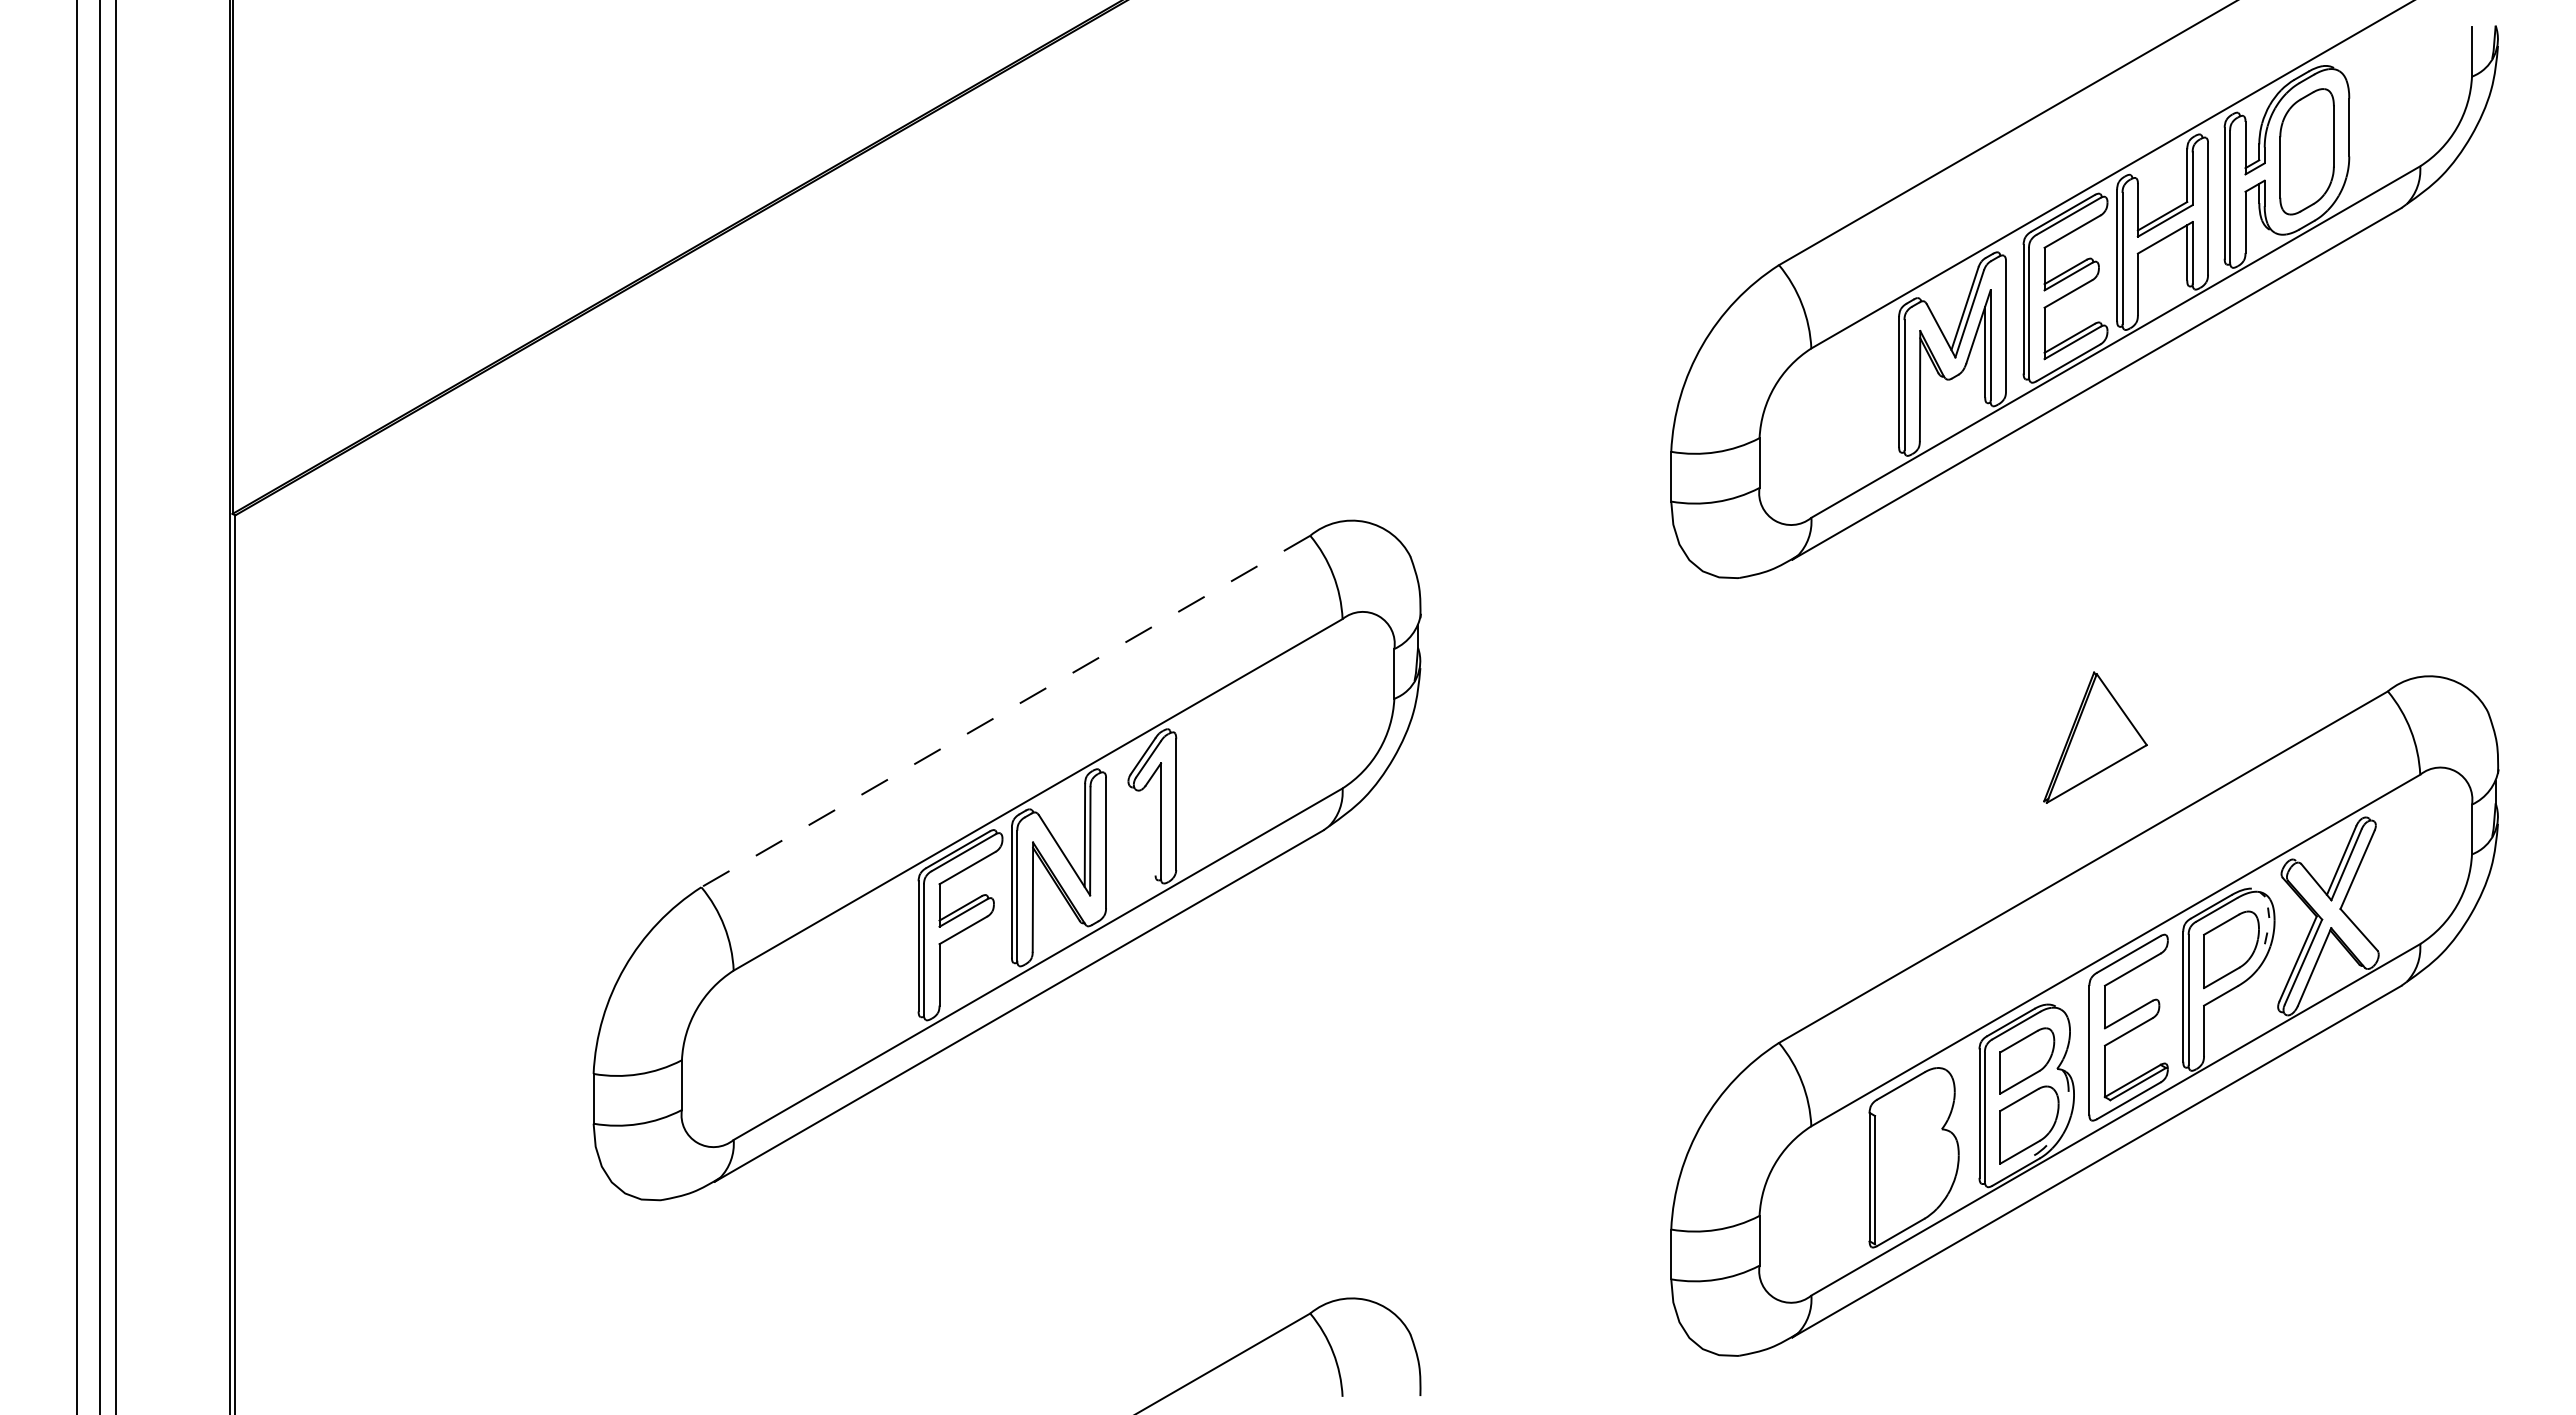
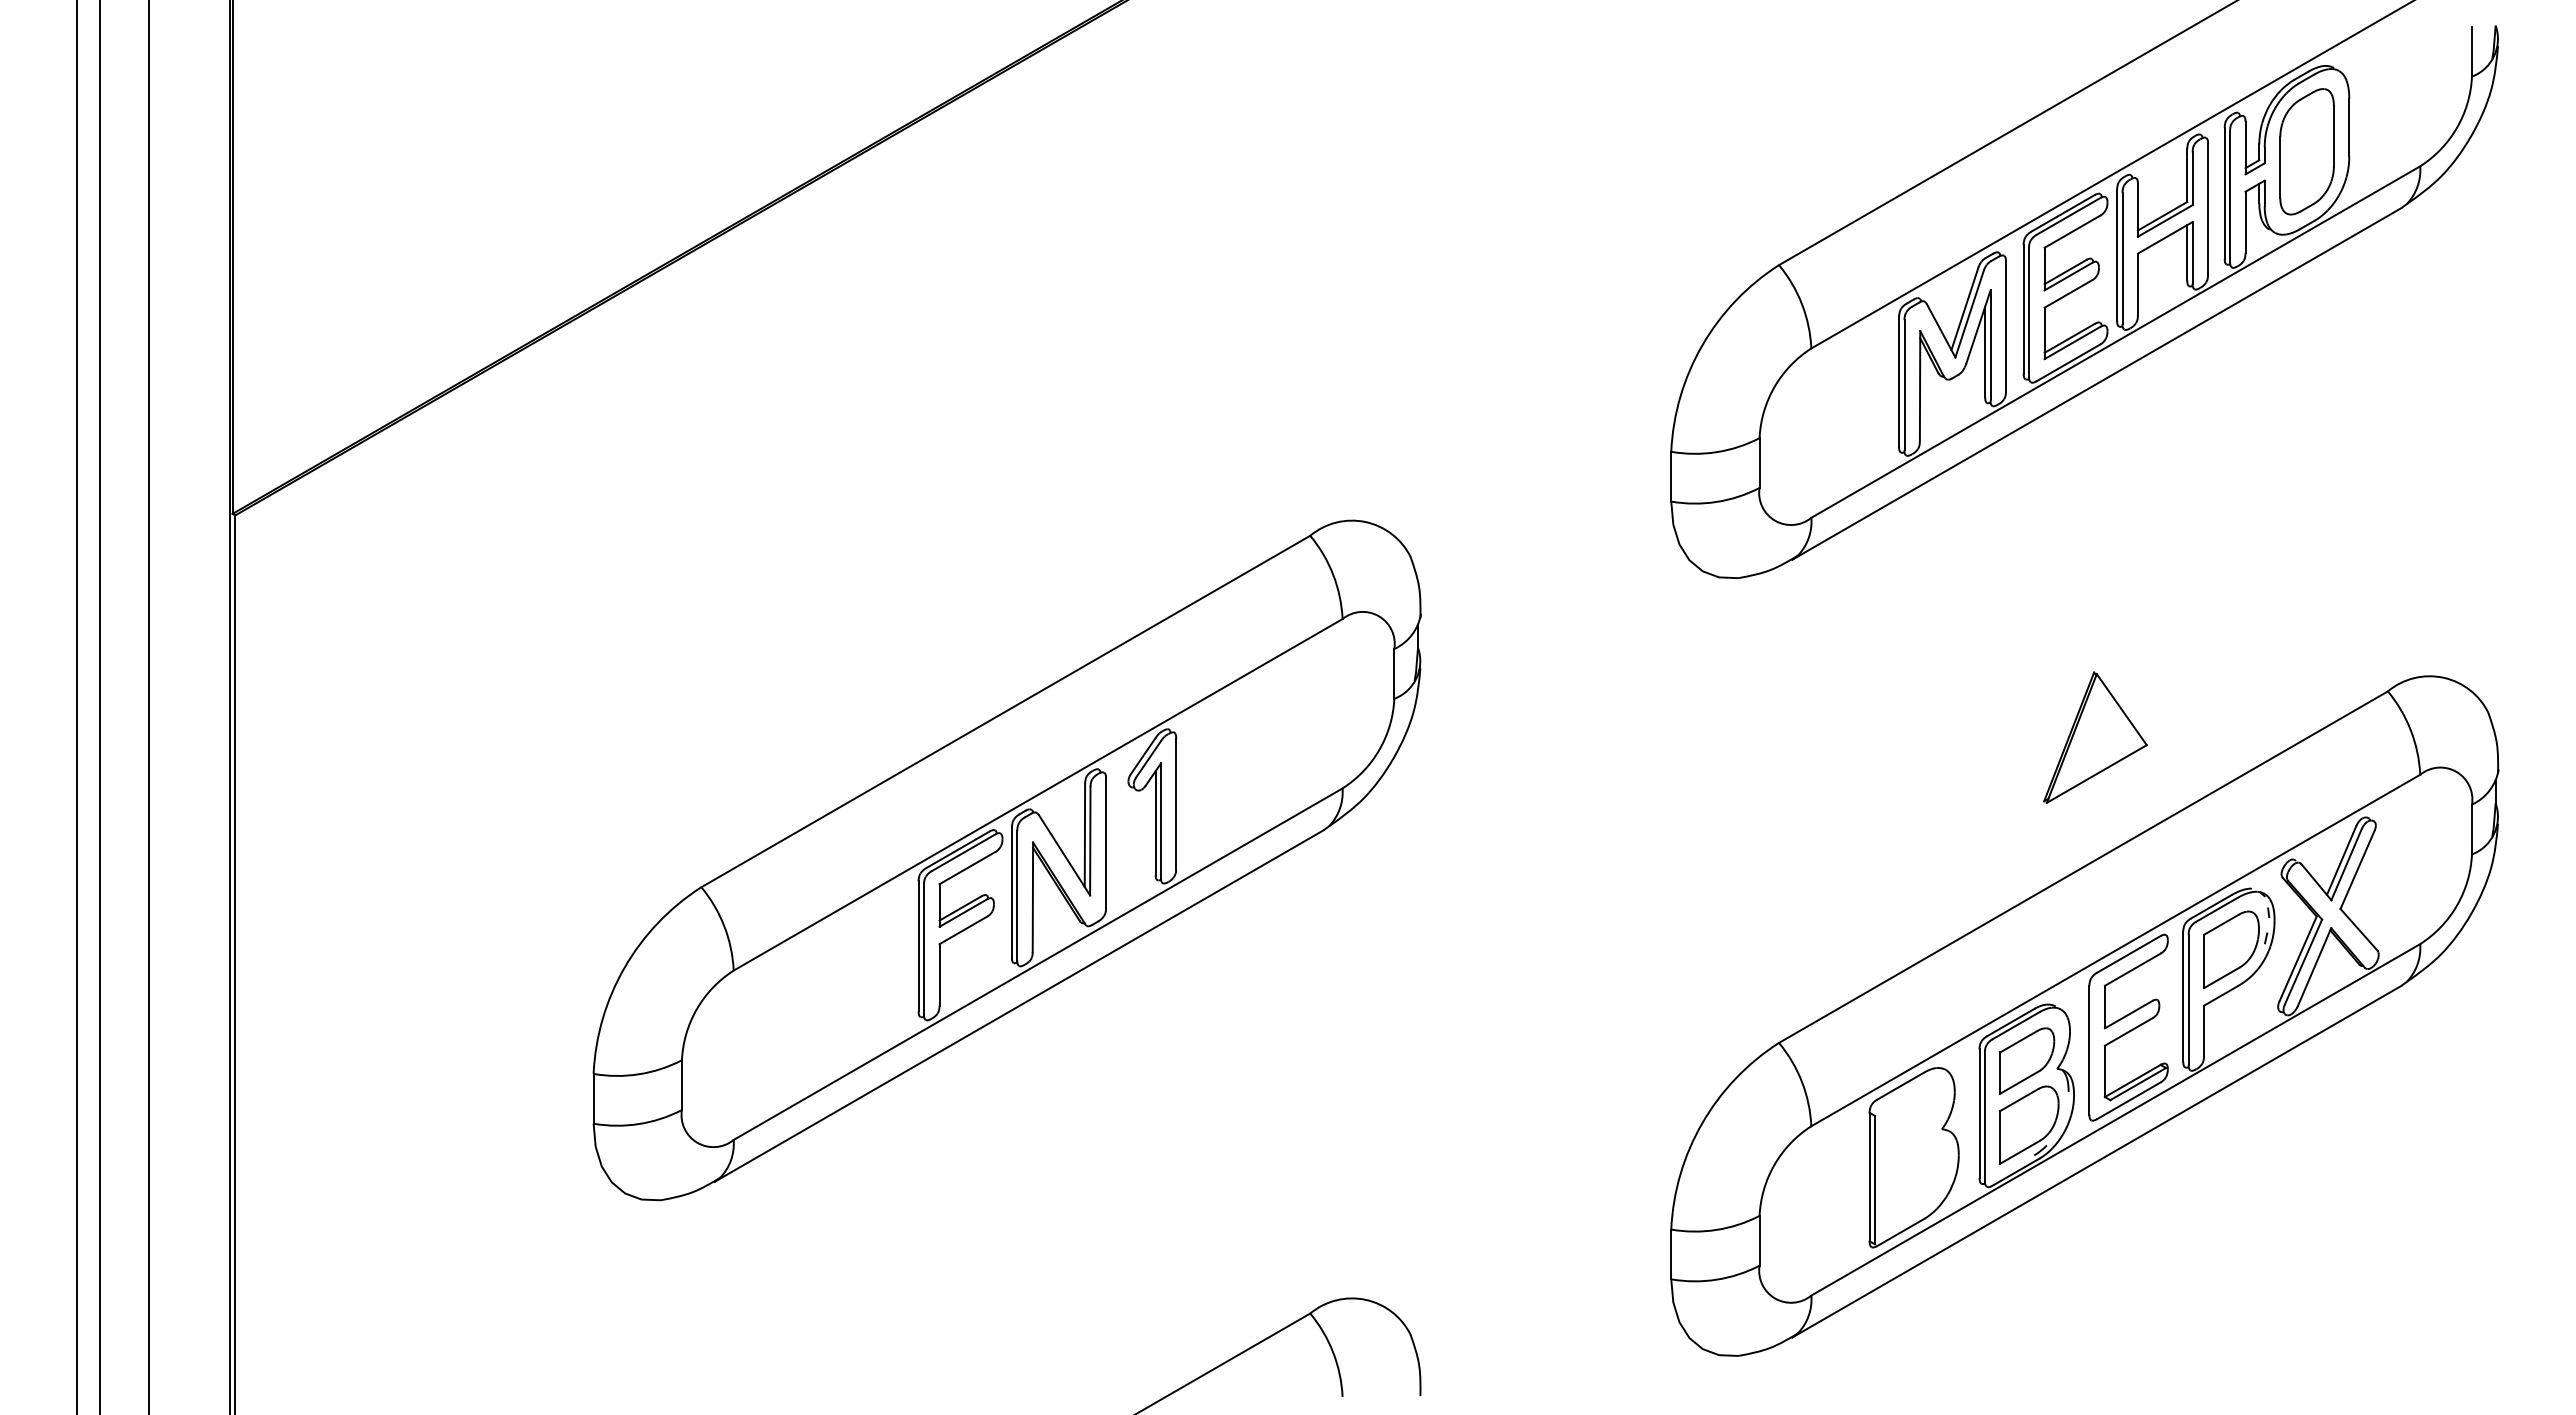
line position: (116, 706) -> (149, 706) (149, 706)
line: dashed -> solid (1005, 711)
line: none -> present (1155, 823)
